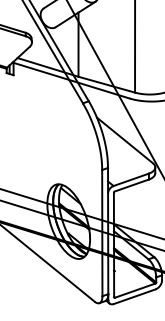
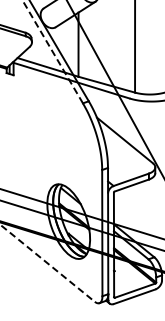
line: solid -> dashed (52, 51)
line: solid -> dashed (47, 263)
